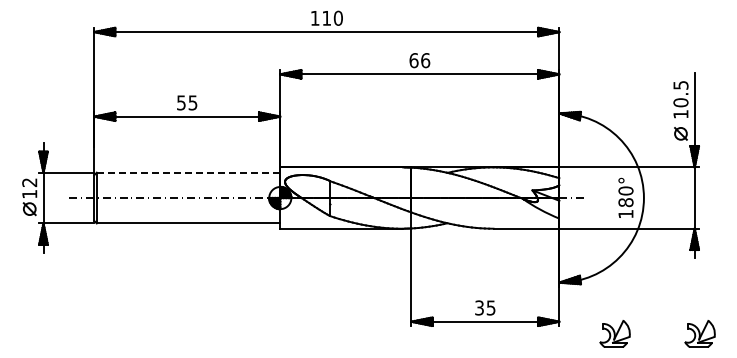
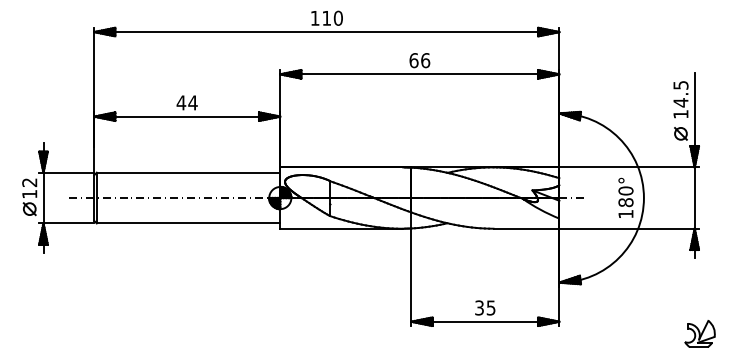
text: 55 -> 44 (186, 102)
text: 10.5 -> 14.5 (680, 102)
line: dashed -> solid (188, 172)
part: present -> none (614, 333)
